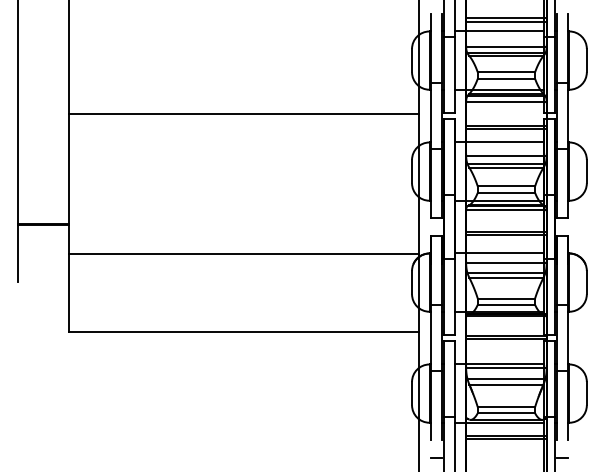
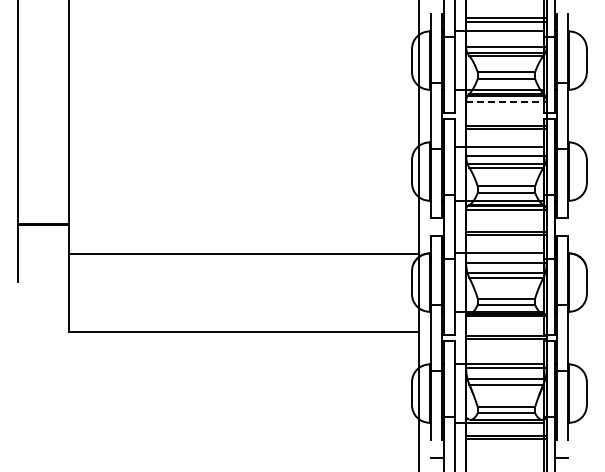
line: solid -> dashed (506, 101)
line: present -> none (244, 113)
line position: (499, 142) -> (499, 147) (499, 147)
